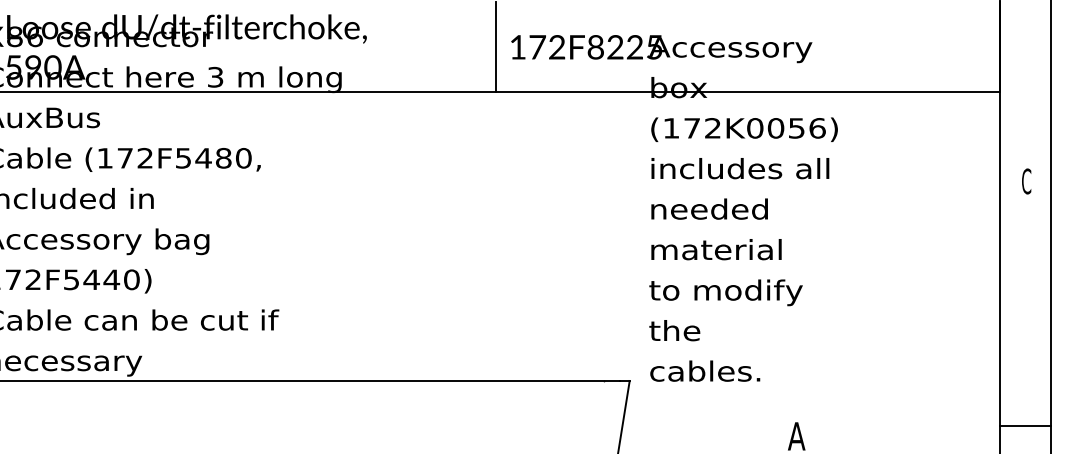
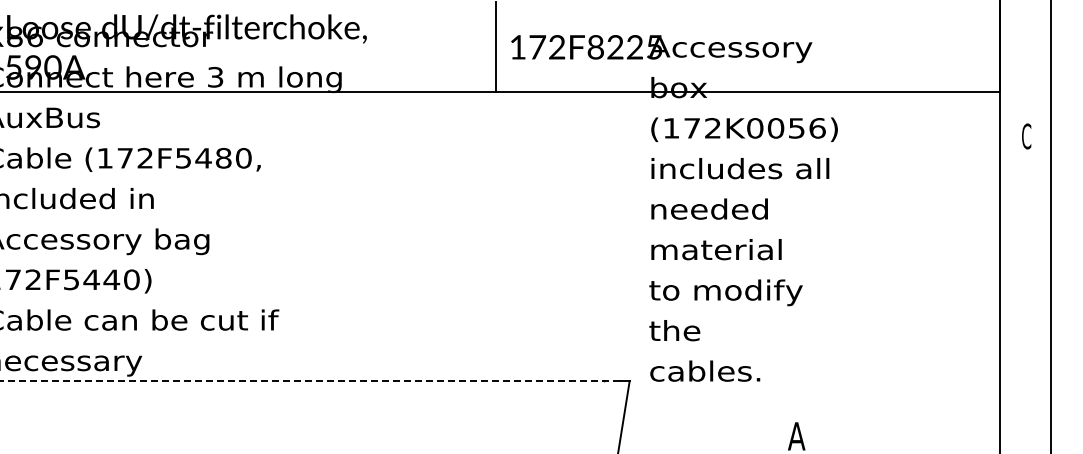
text position: (1026, 181) -> (1026, 136) (1026, 136)
line: solid -> dashed (309, 381)
line: present -> none (1025, 426)
